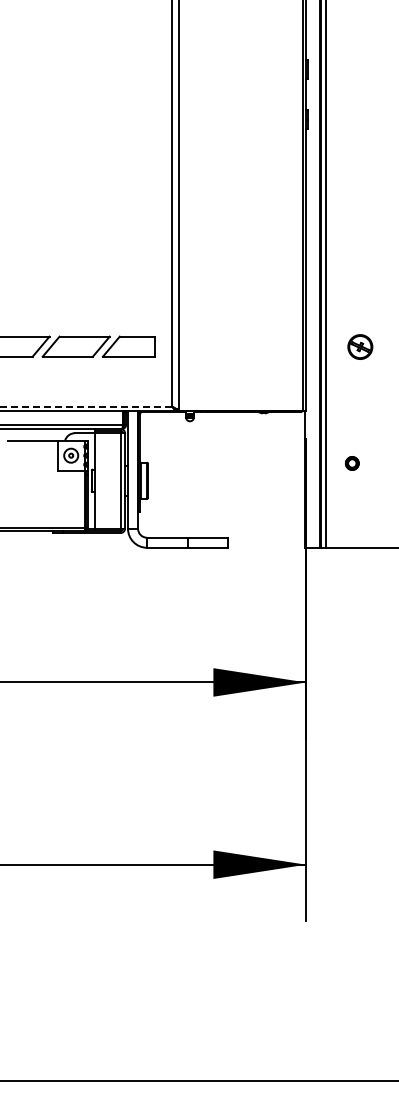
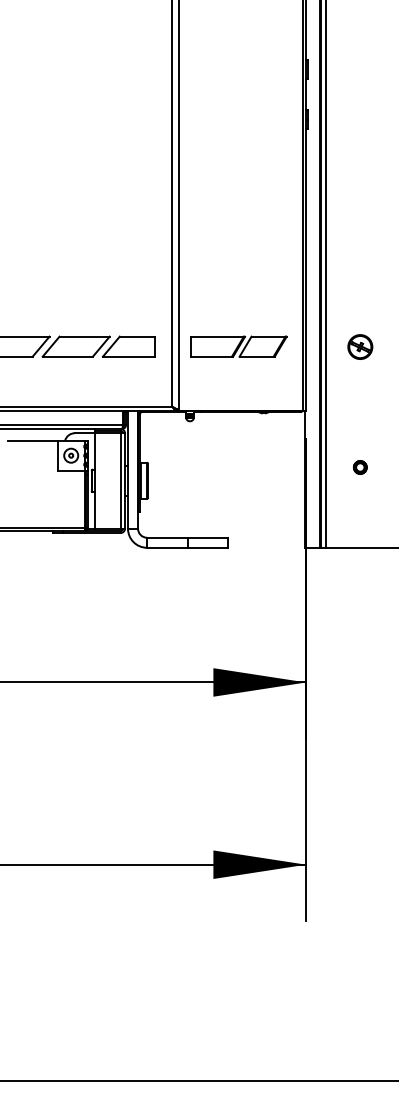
part: none -> present (238, 346)
line: dashed -> solid (86, 406)
part position: (351, 463) -> (359, 467) (359, 467)
